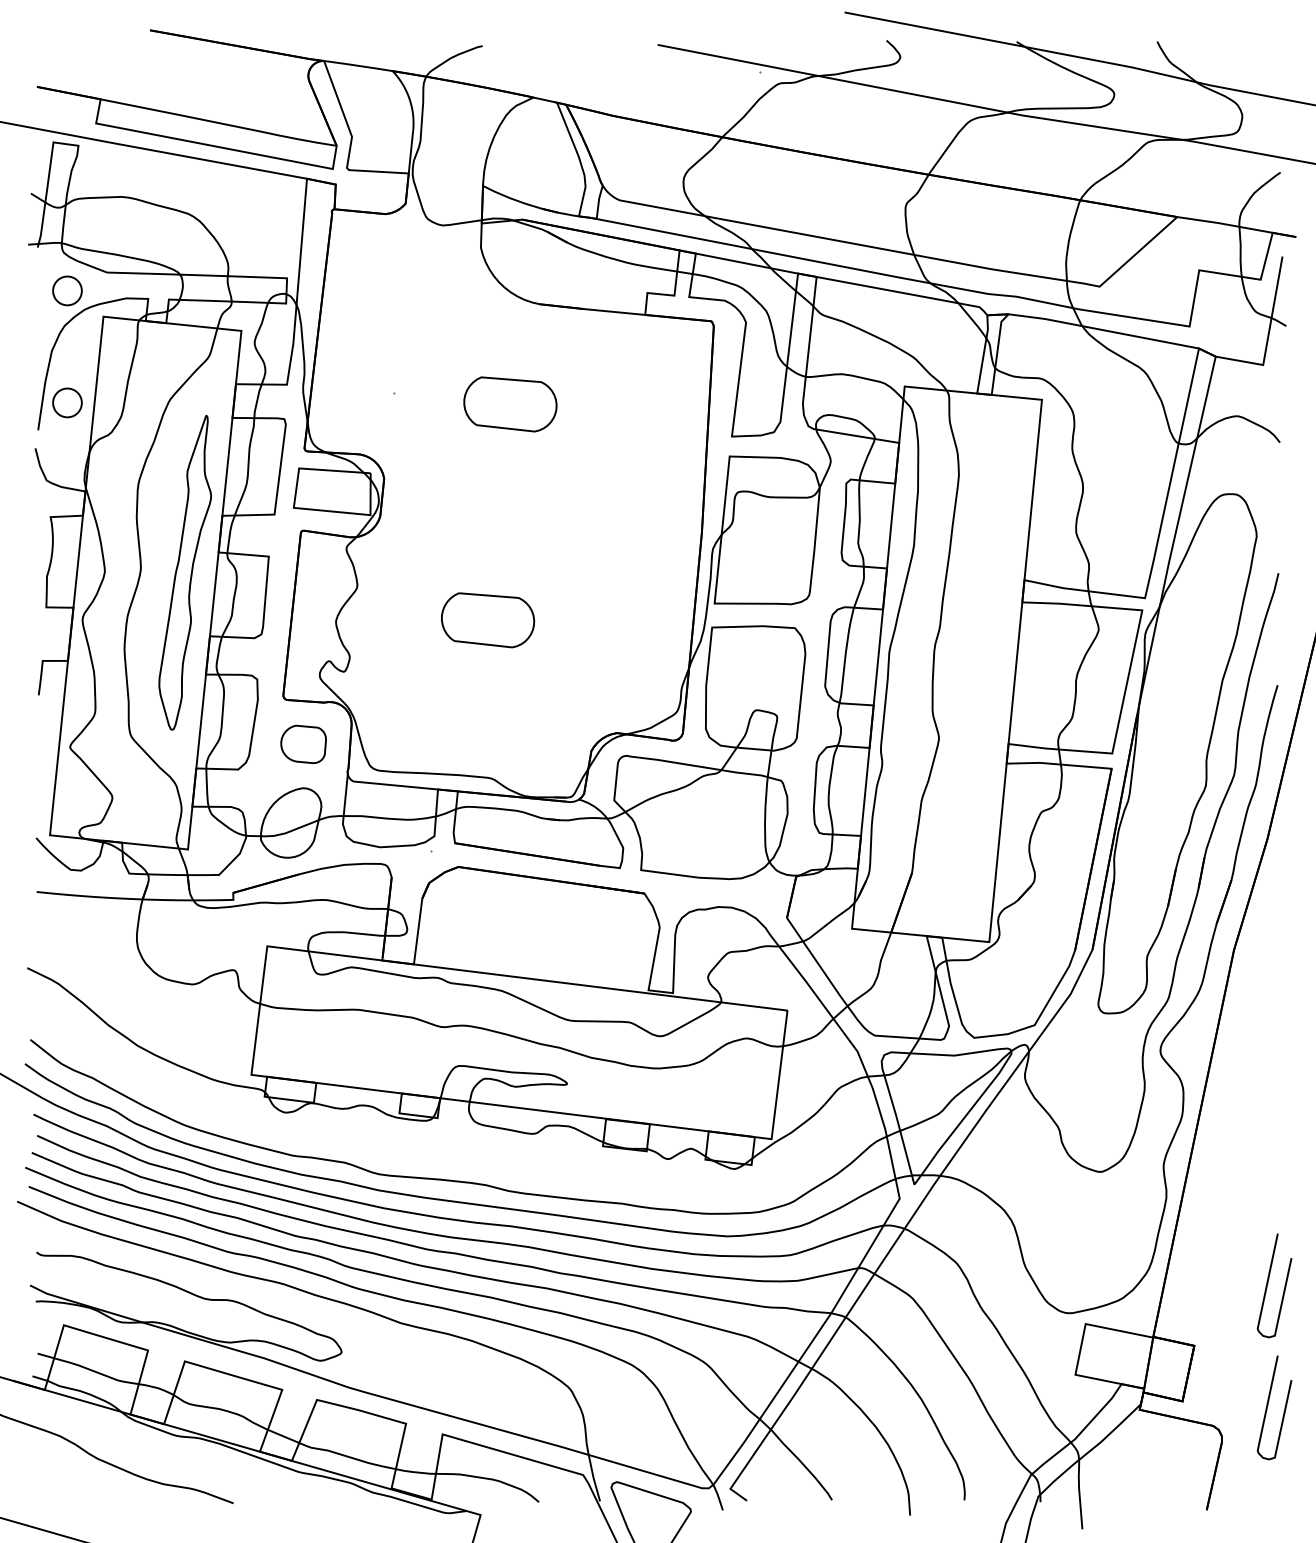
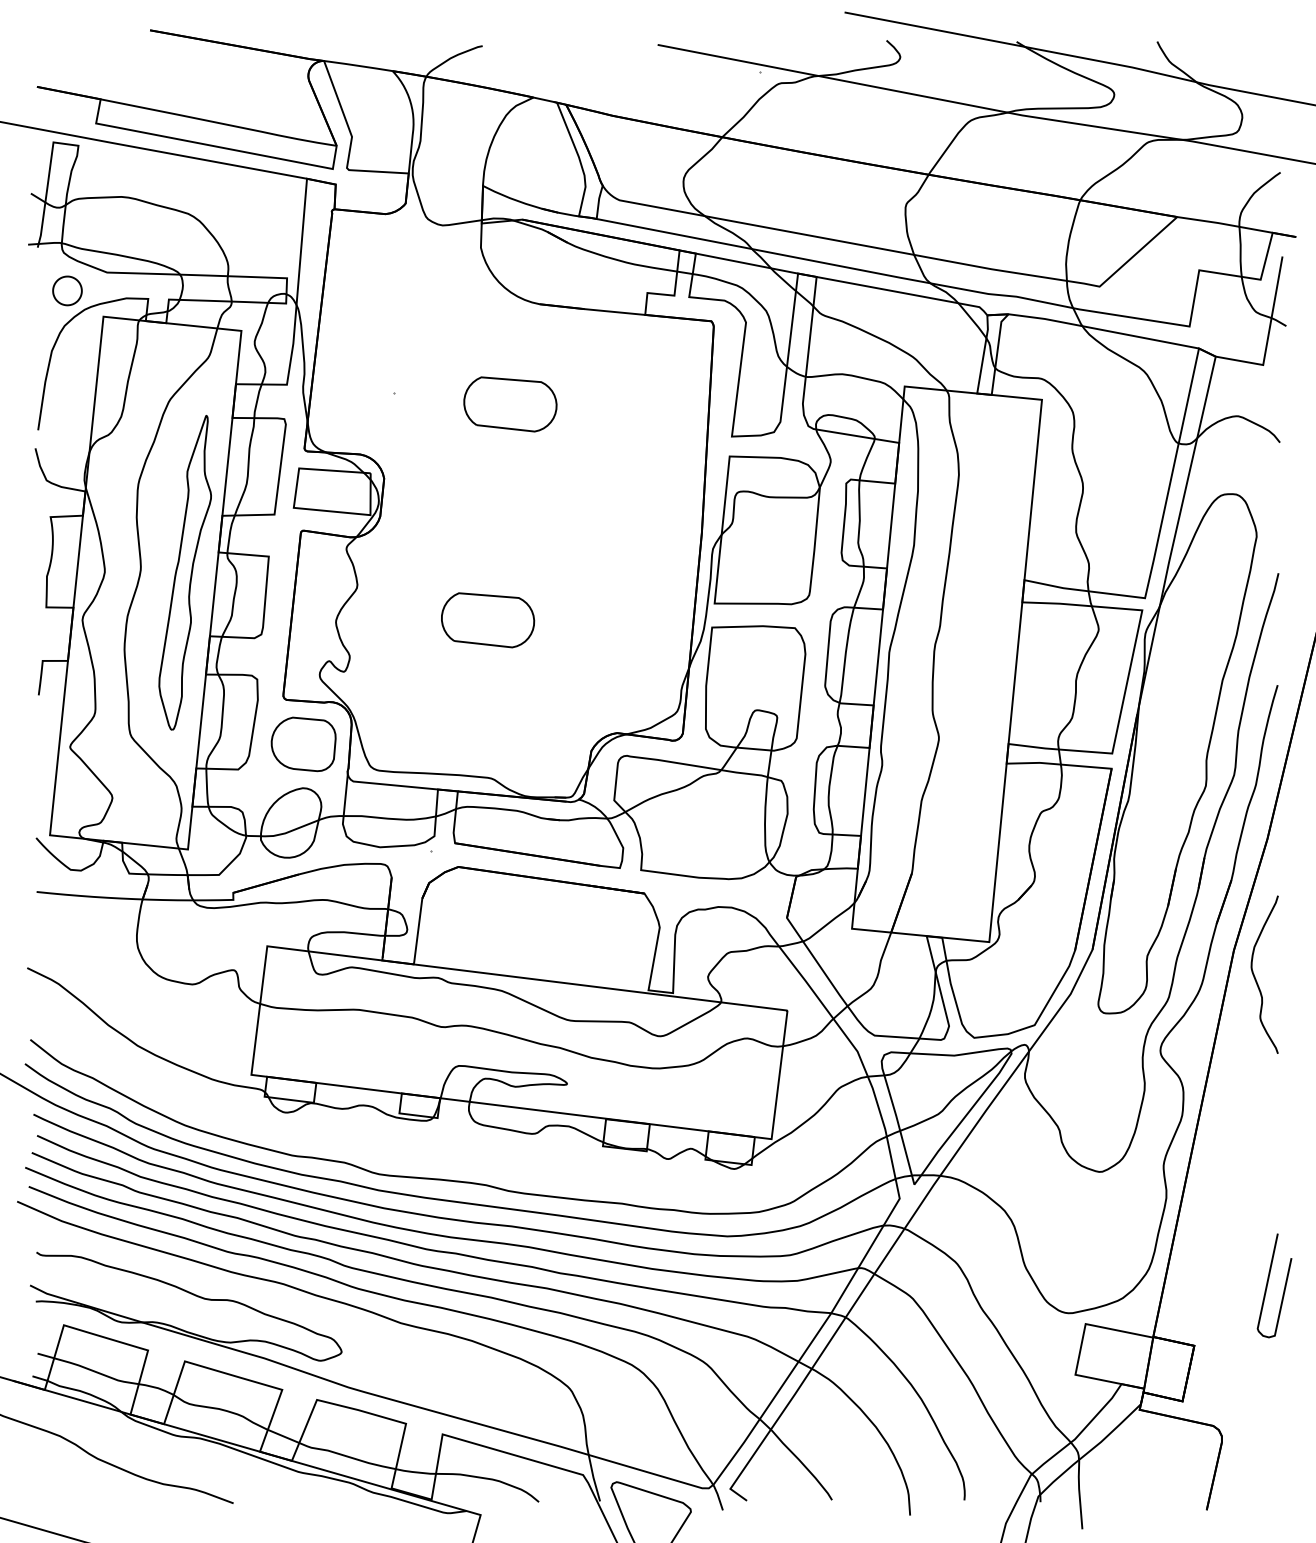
part: present -> none (67, 402)
part size: 47x41 px -> 67x57 px (303, 744)
curve: none -> present (1255, 976)
curve: present -> none (1268, 1405)
